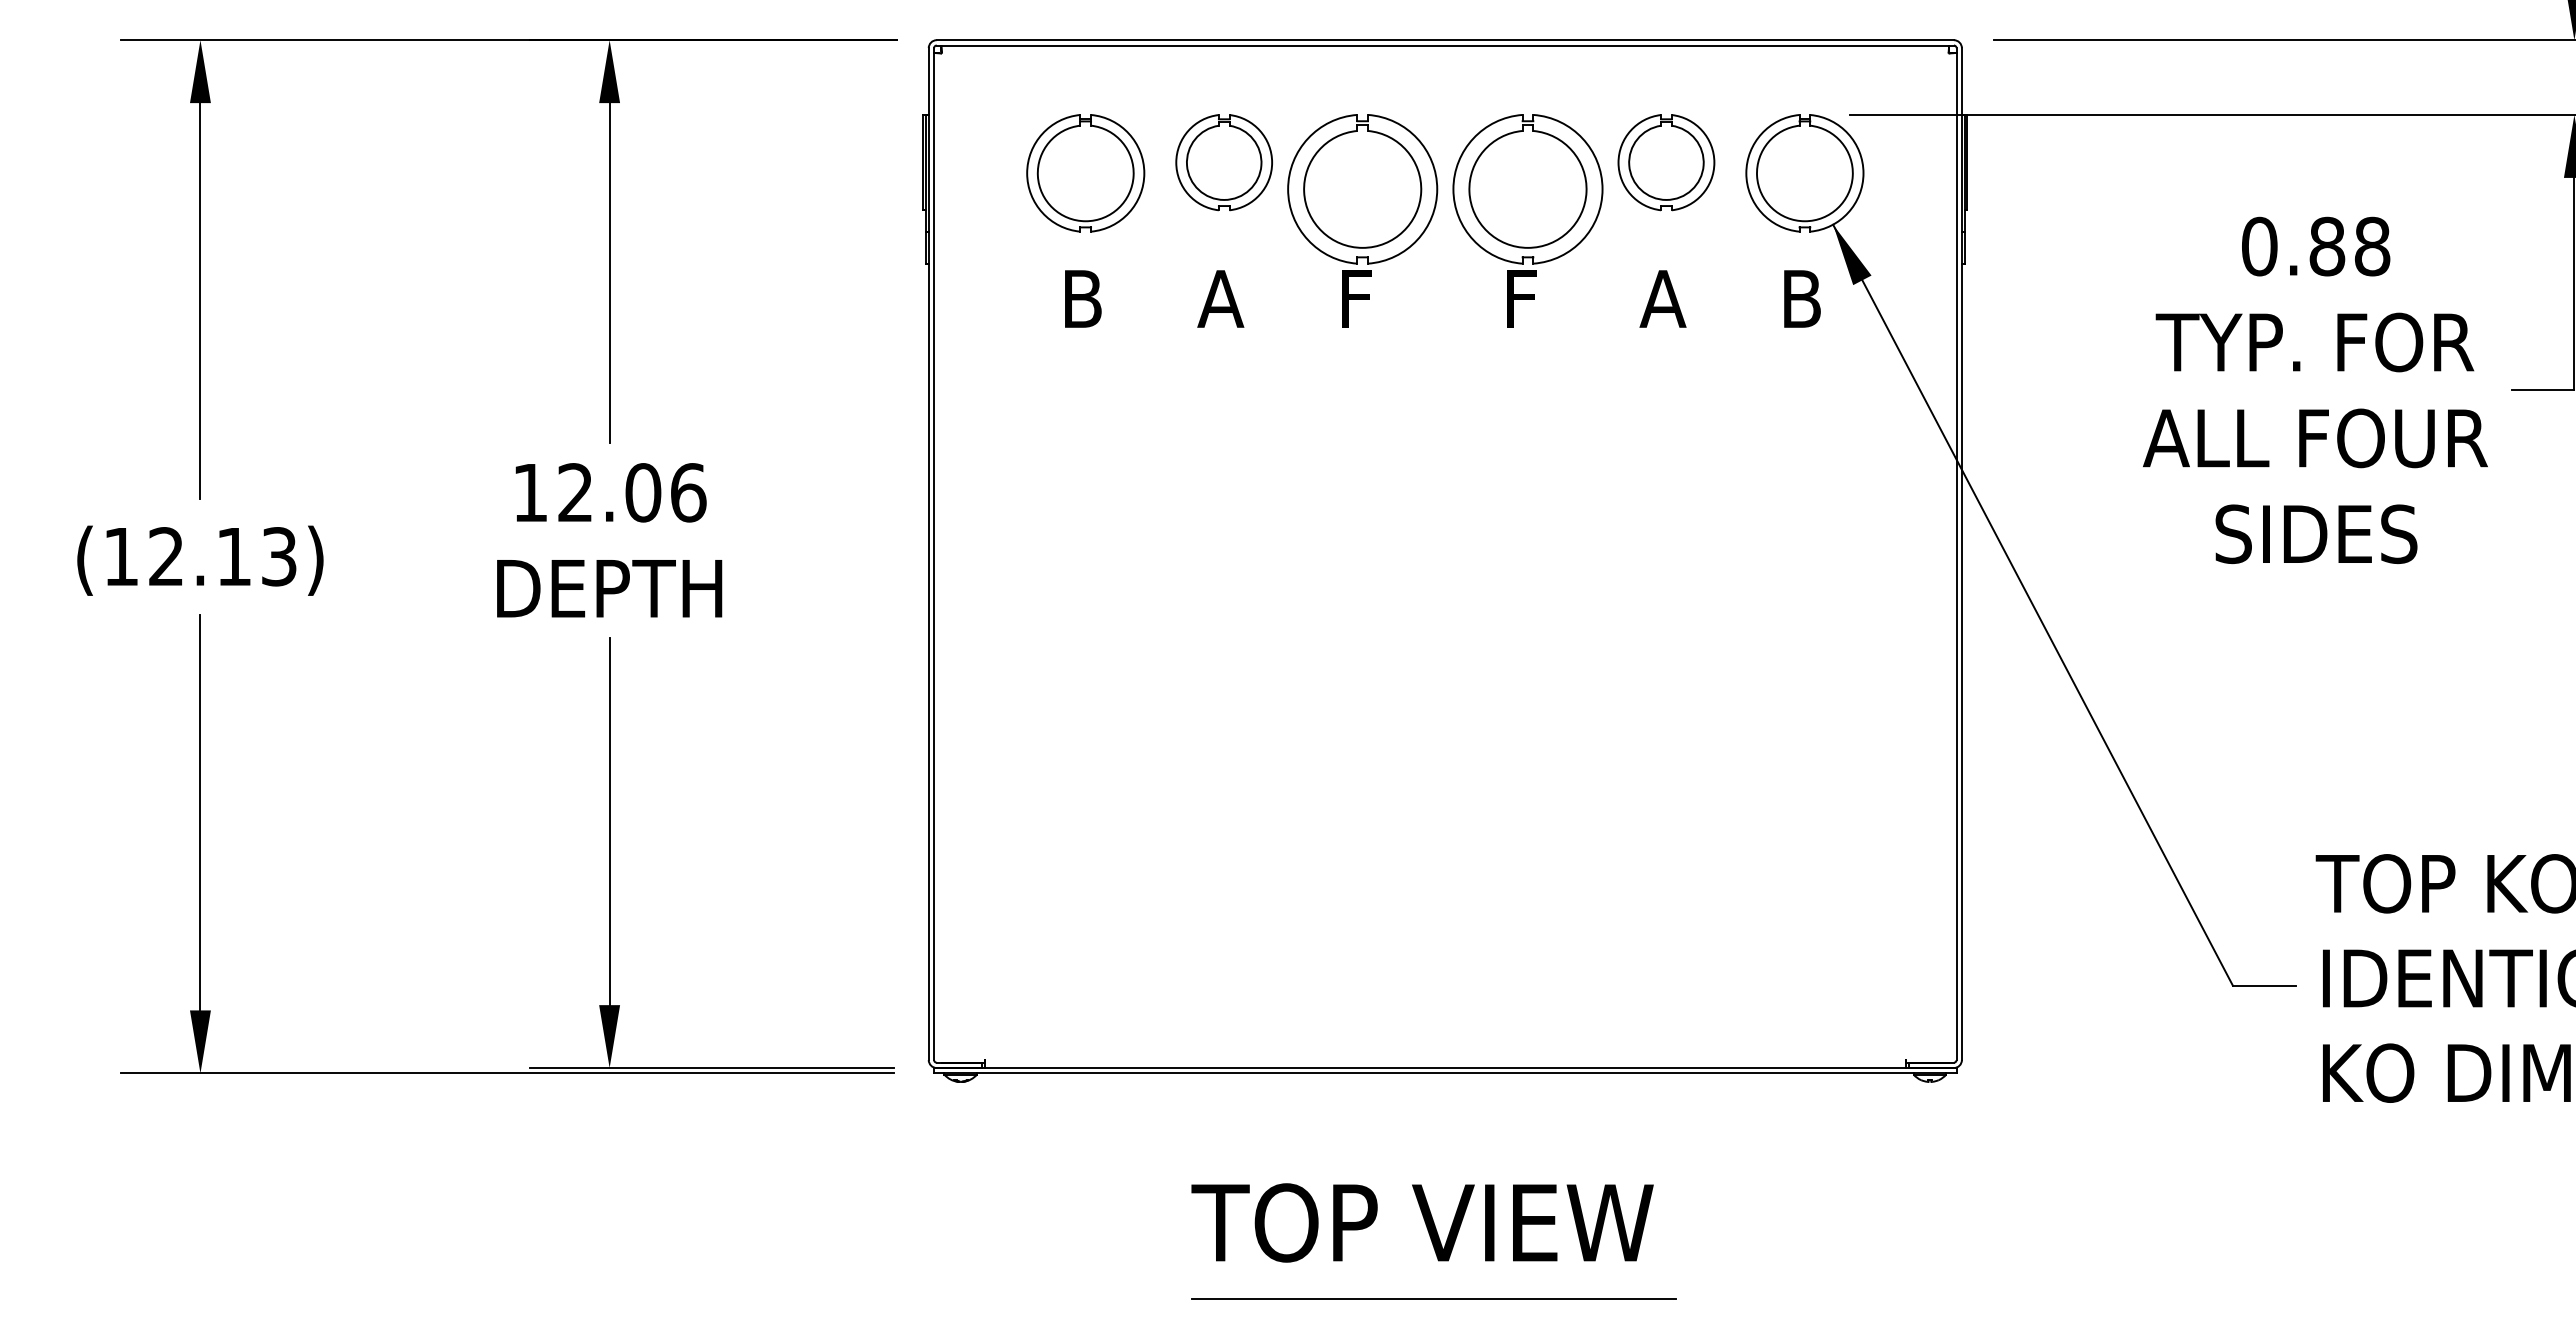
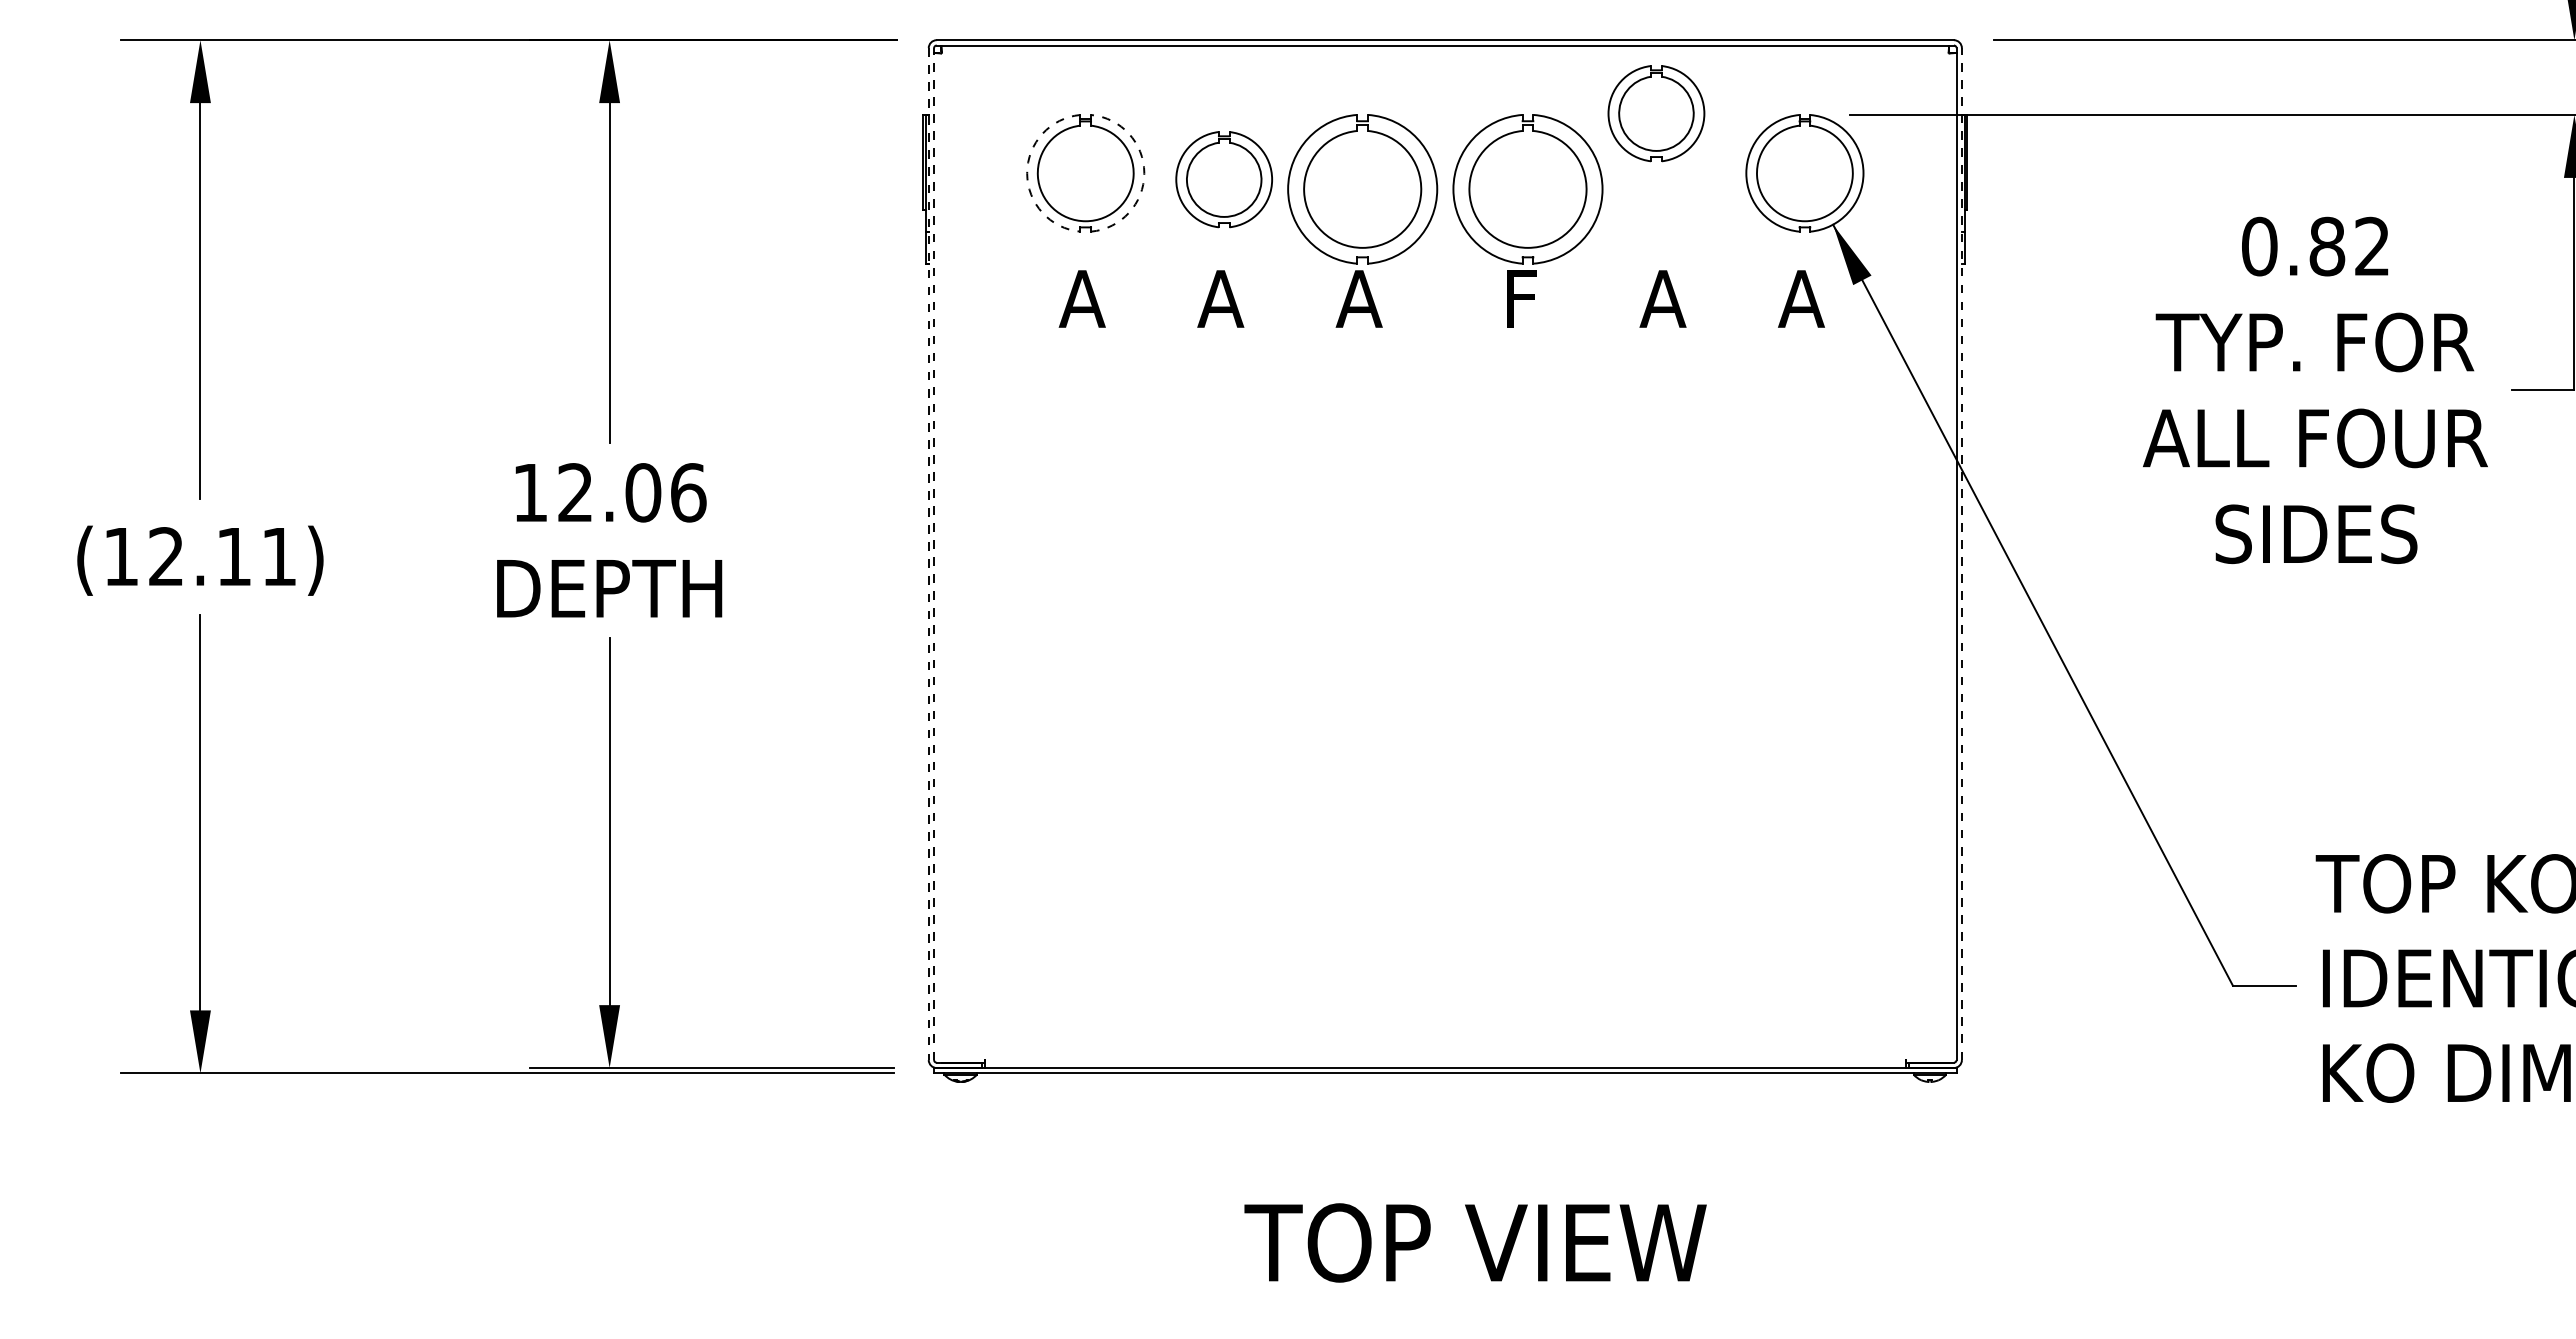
part position: (1223, 162) -> (1223, 179) (1223, 179)
part position: (1666, 162) -> (1656, 113) (1656, 113)
arc: solid -> dashed (1027, 173)
arc: solid -> dashed (1144, 173)
text: 0.88 -> 0.82 (2372, 246)
text: B -> A (1081, 298)
text: F -> A (1358, 298)
text: B -> A (1801, 298)
line: solid -> dashed (928, 554)
line: solid -> dashed (934, 554)
line: solid -> dashed (1961, 554)
text: (12.13) -> (12.11) (279, 556)
text position: (1422, 1222) -> (1475, 1242) (1475, 1242)
line: present -> none (1433, 1298)
